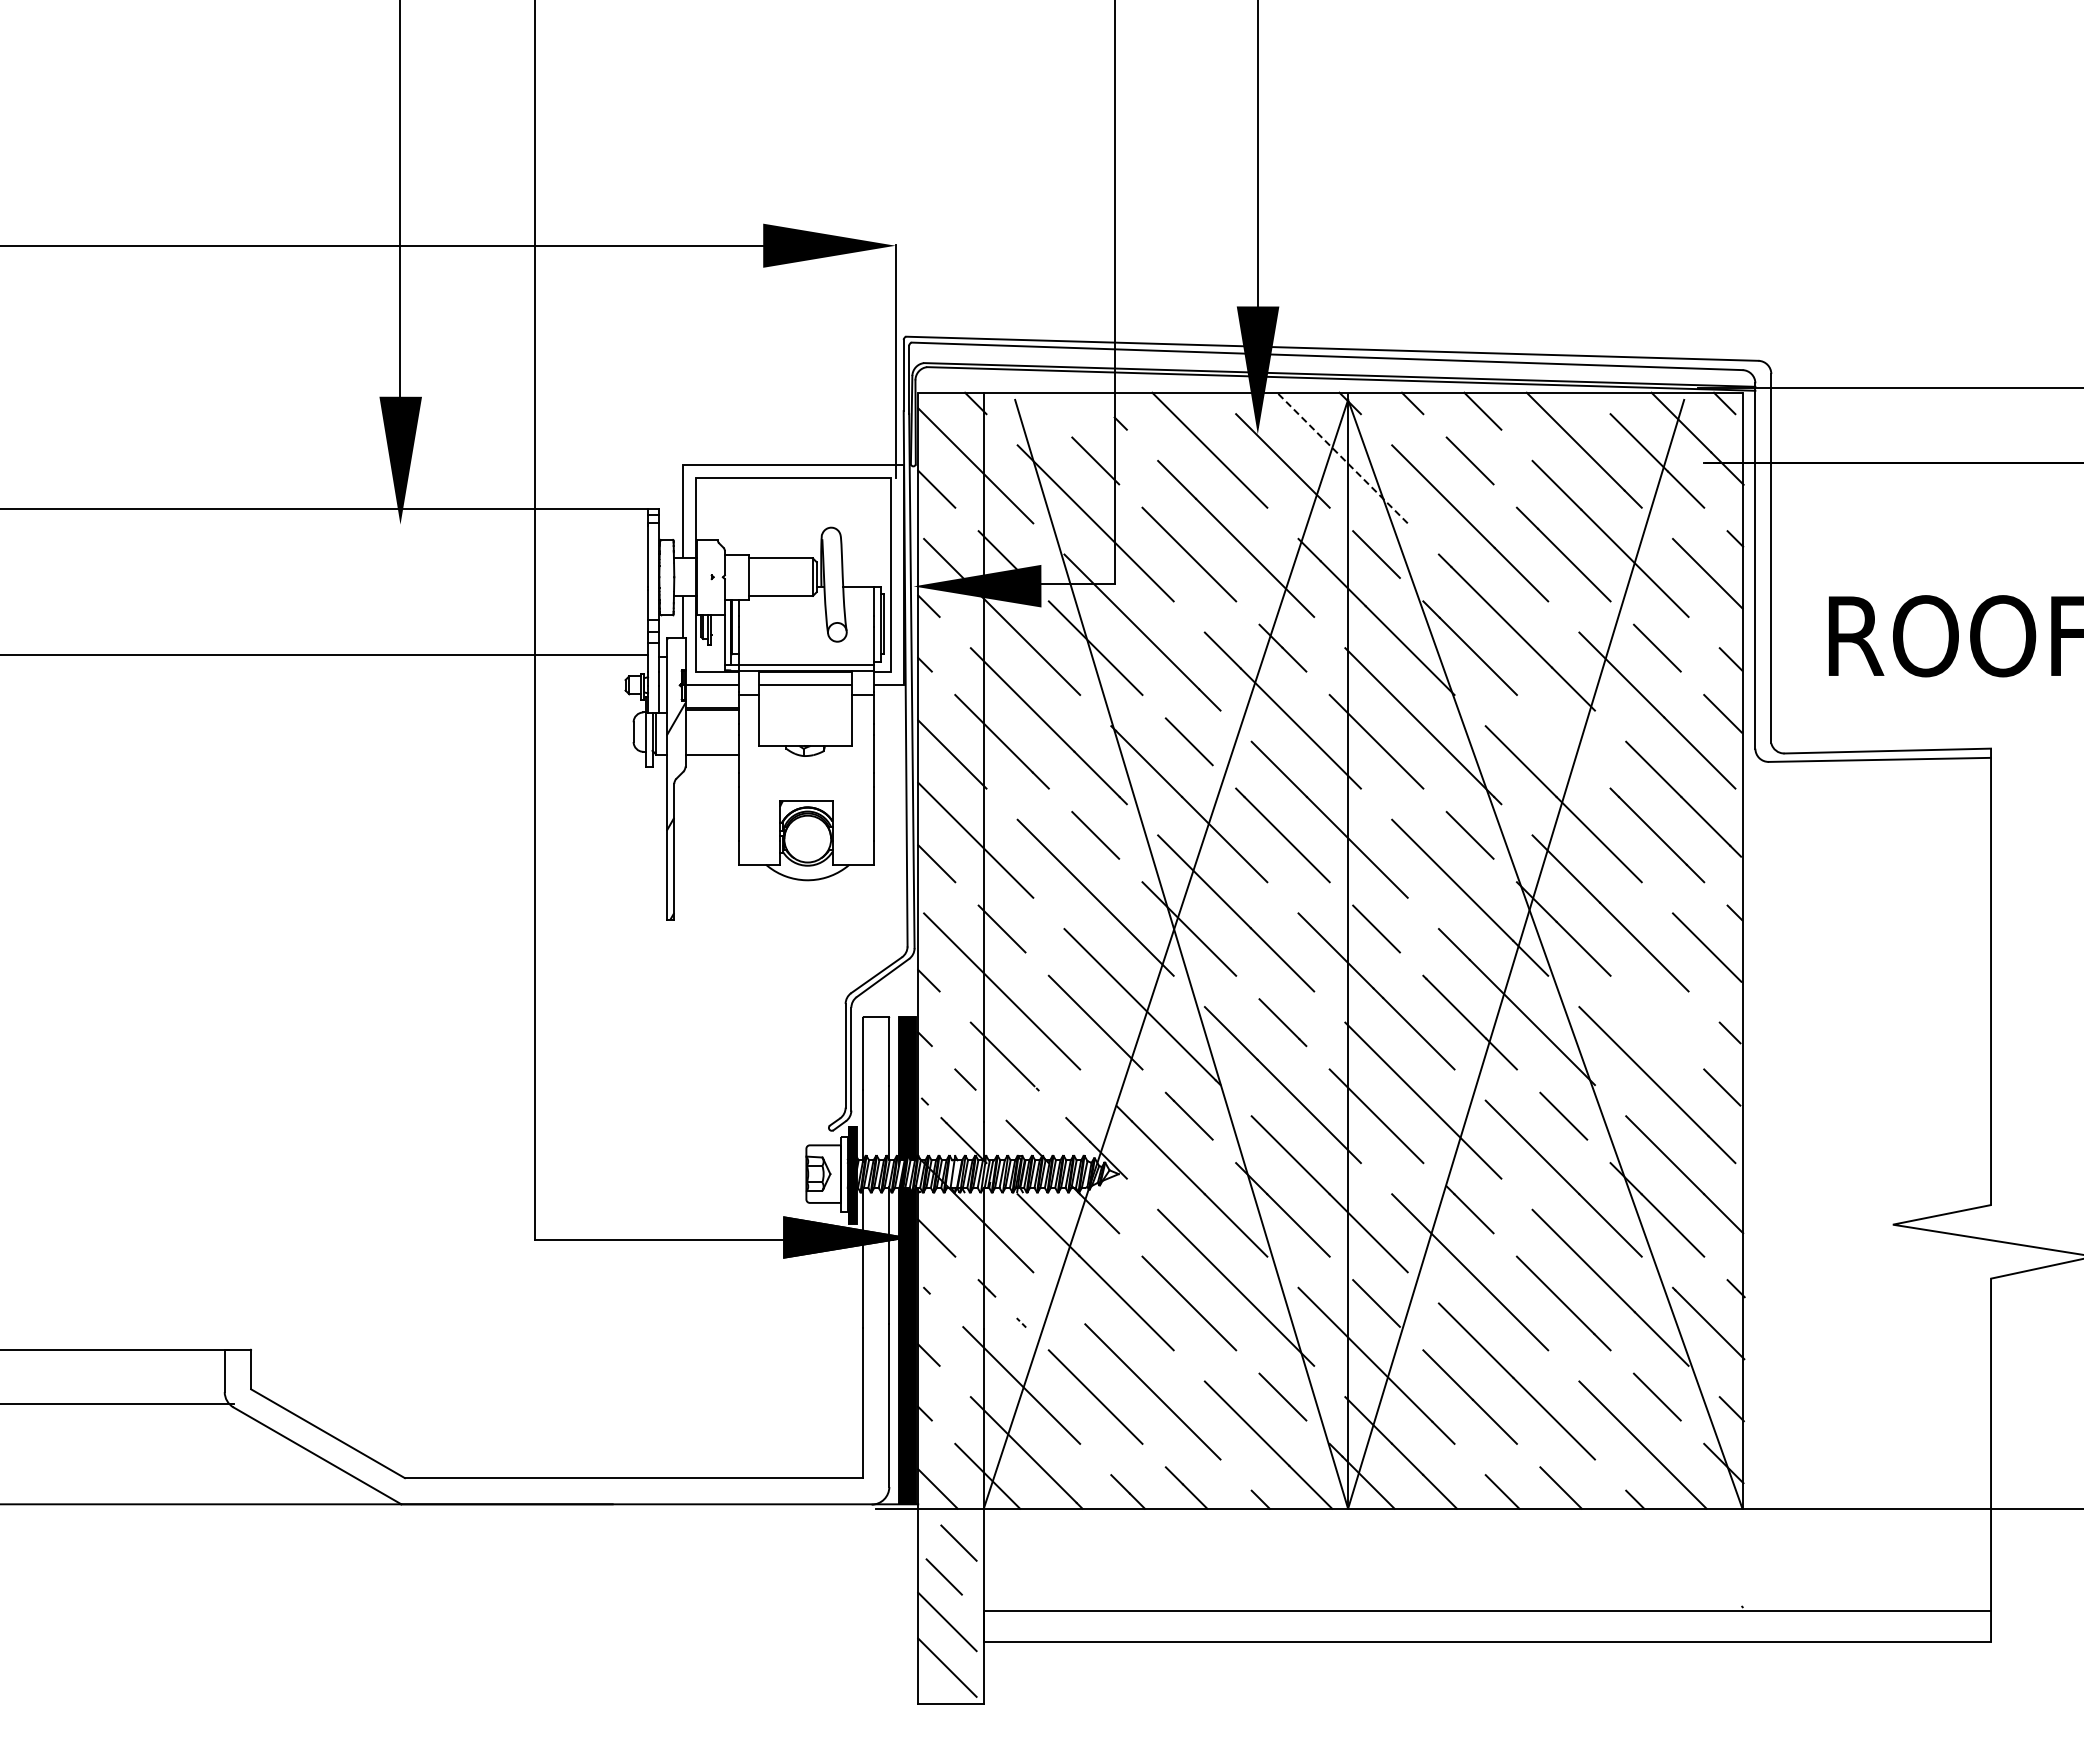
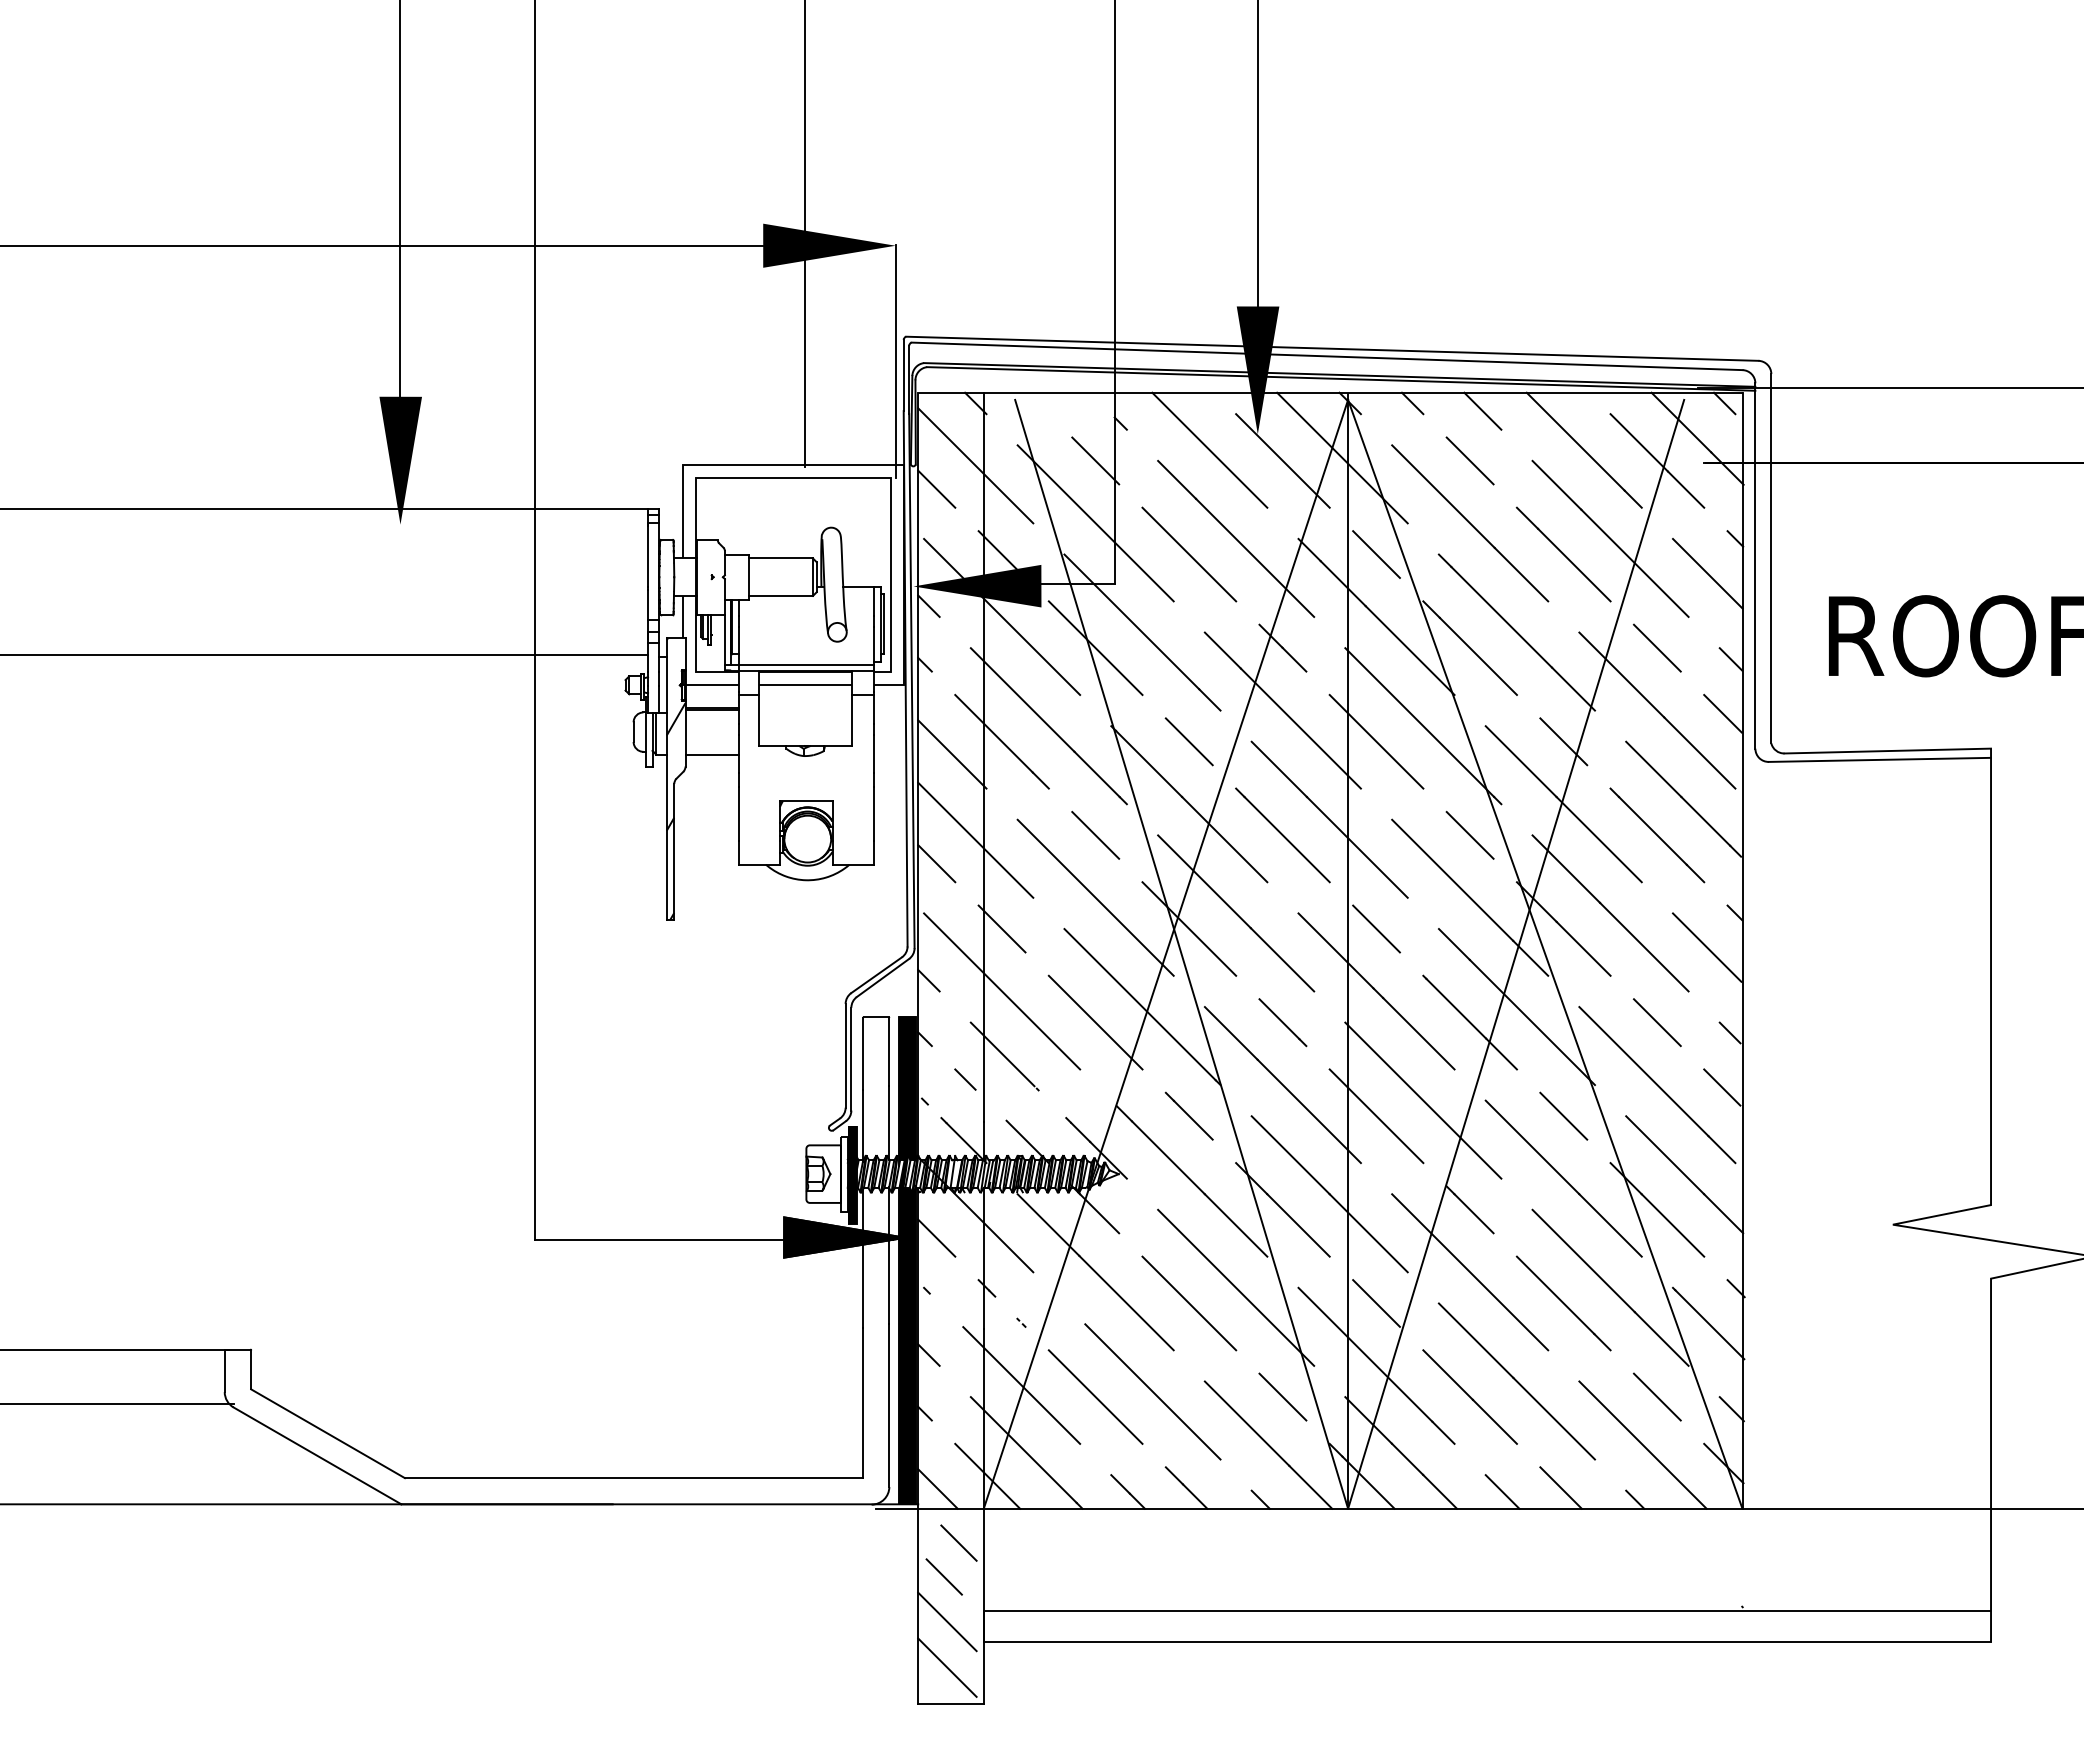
line: none -> present (805, 234)
line: dashed -> solid (1342, 457)
line: none -> present (1563, 741)
line: none -> present (1656, 1022)
